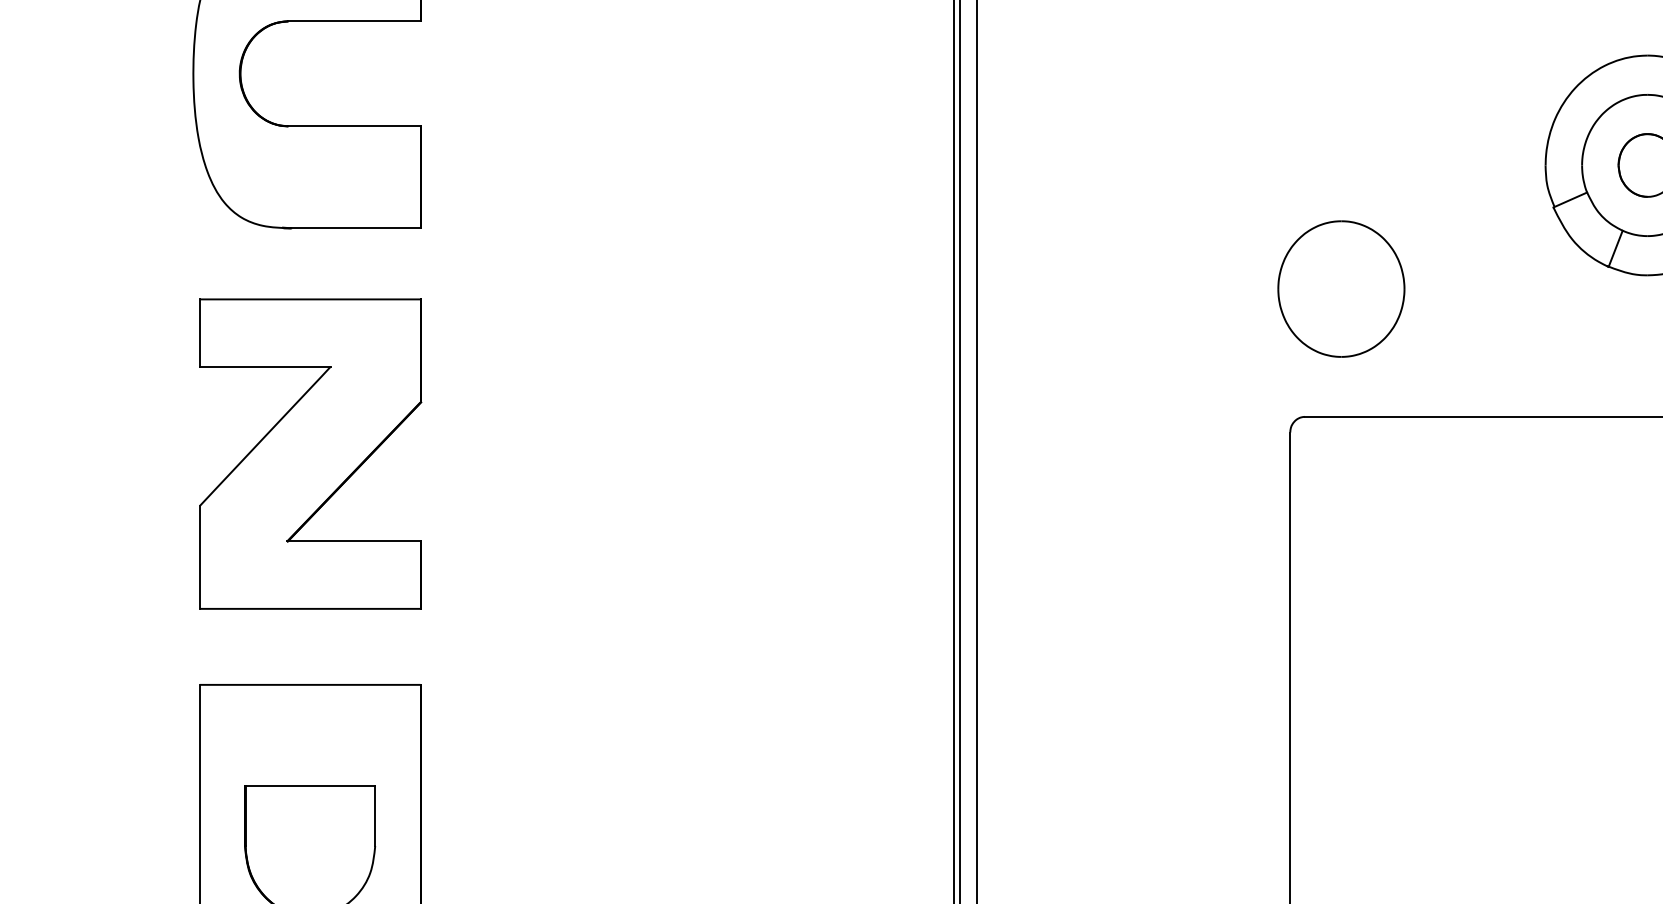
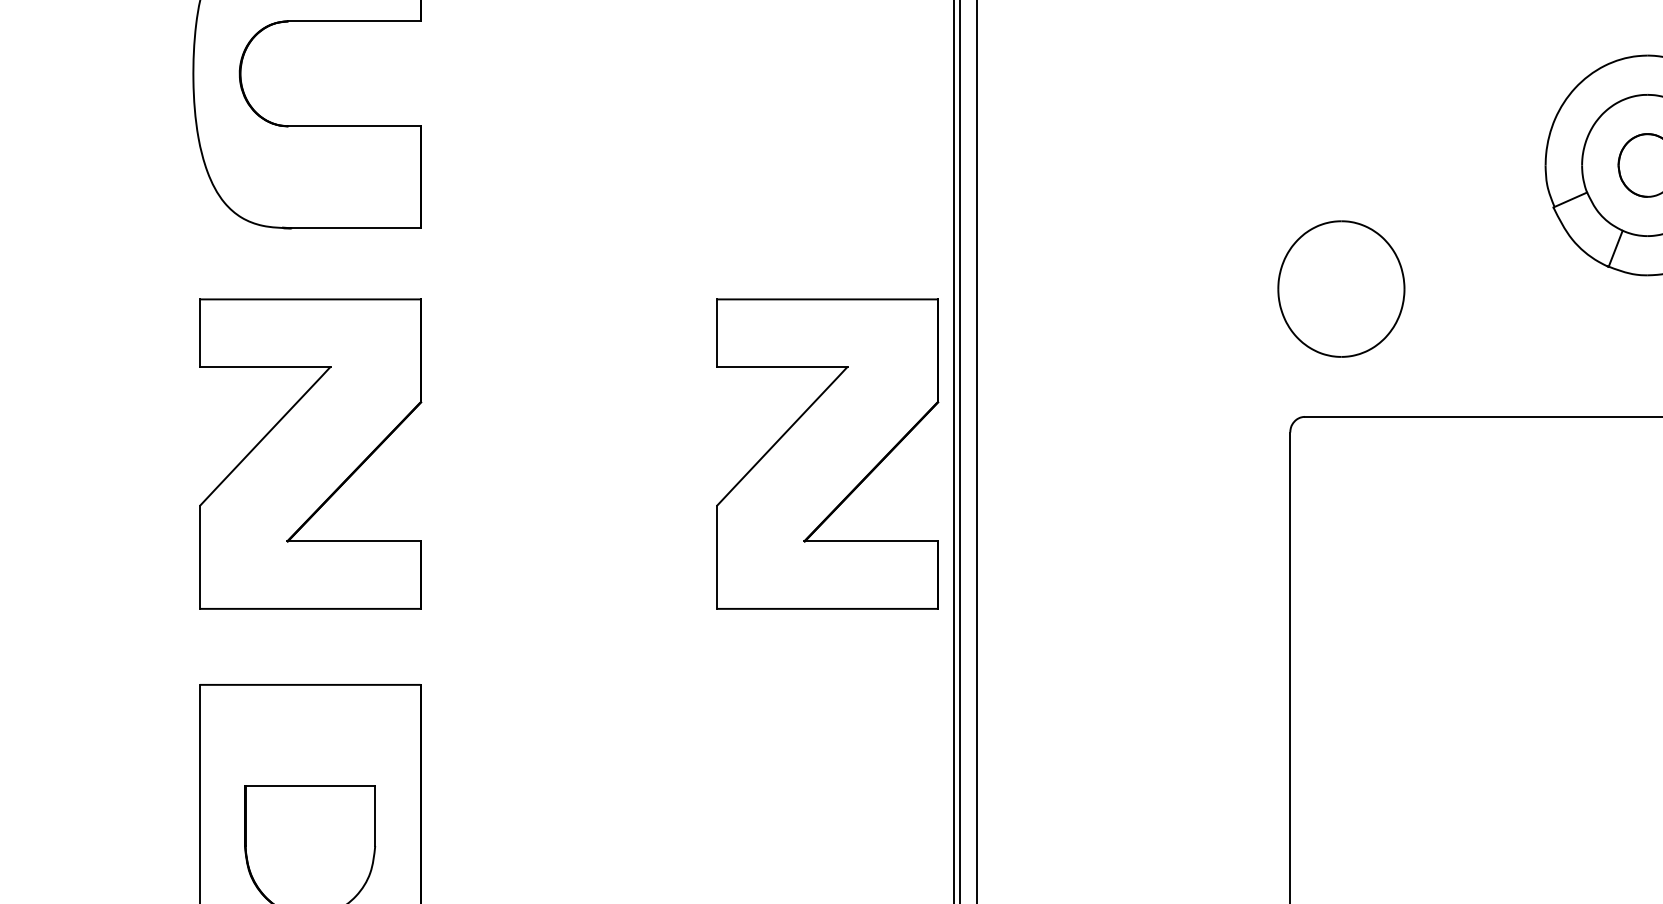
part: none -> present (827, 453)
